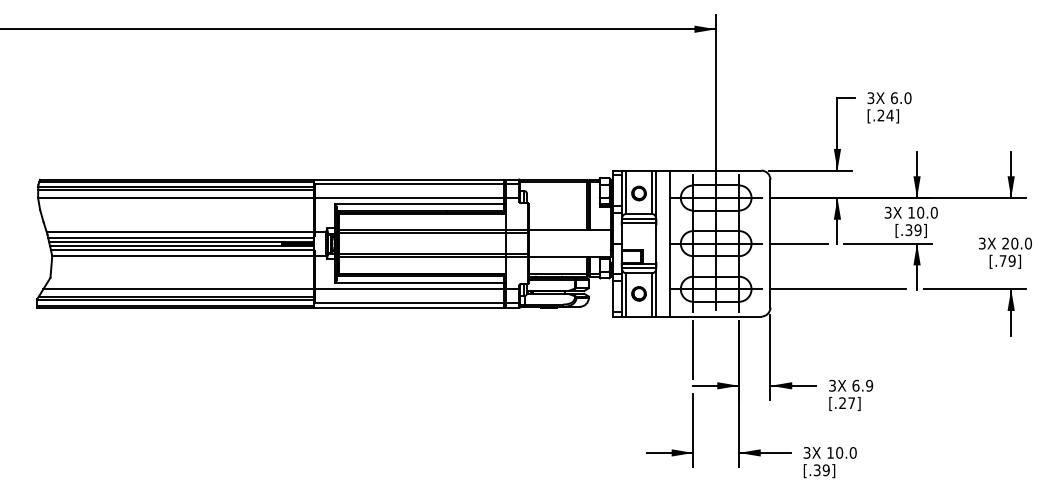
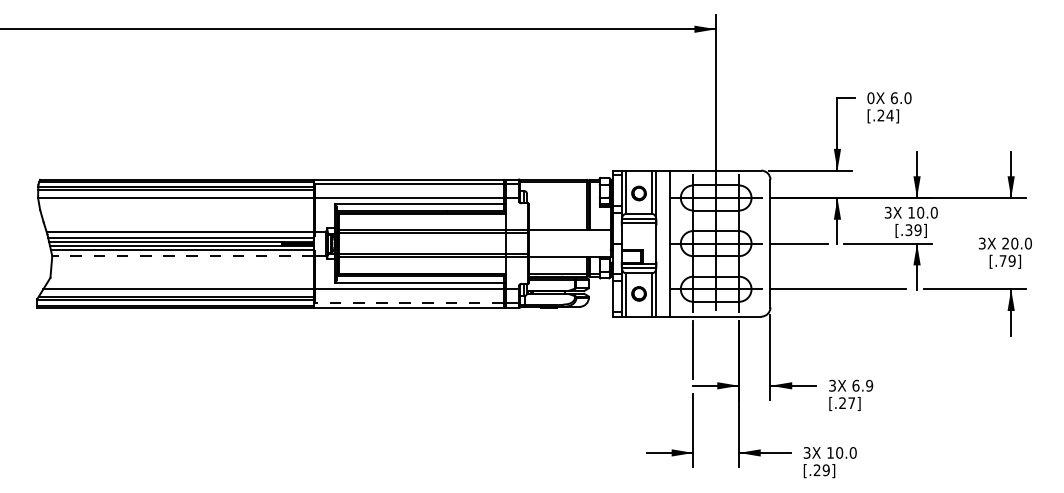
text: 3X -> 0X (870, 98)
line: solid -> dashed (183, 255)
line: solid -> dashed (408, 302)
text: [.39] -> [.29] (816, 470)
